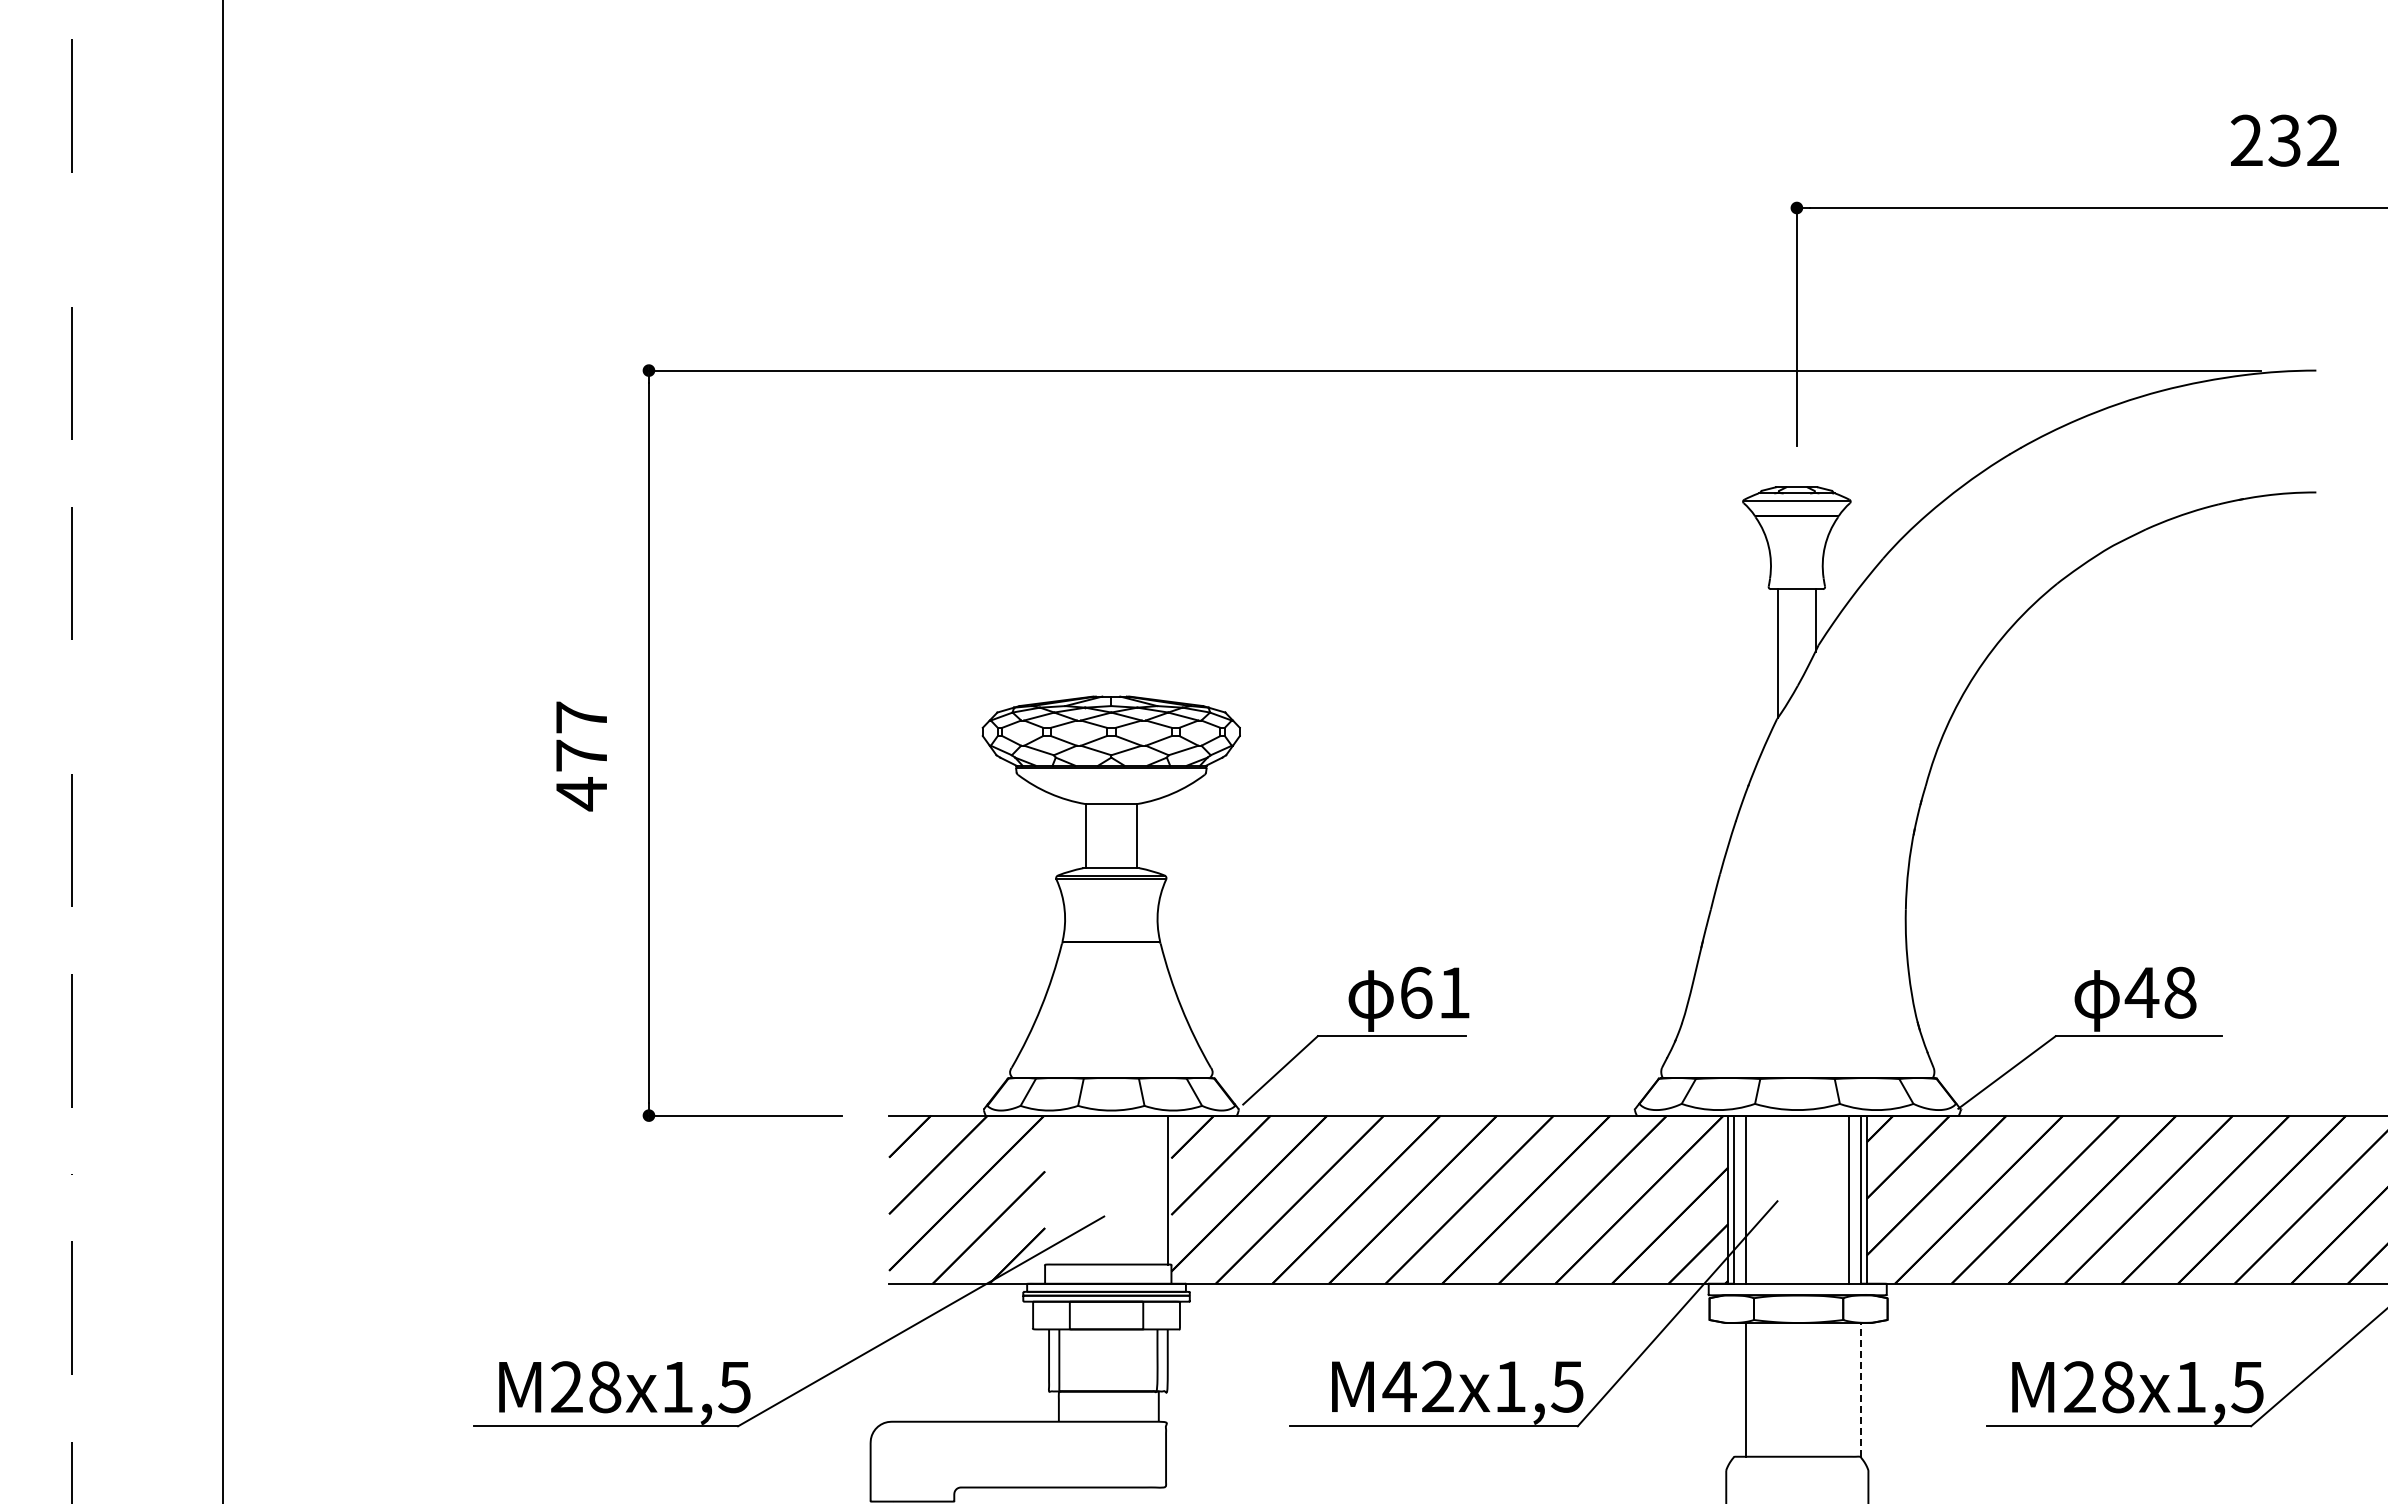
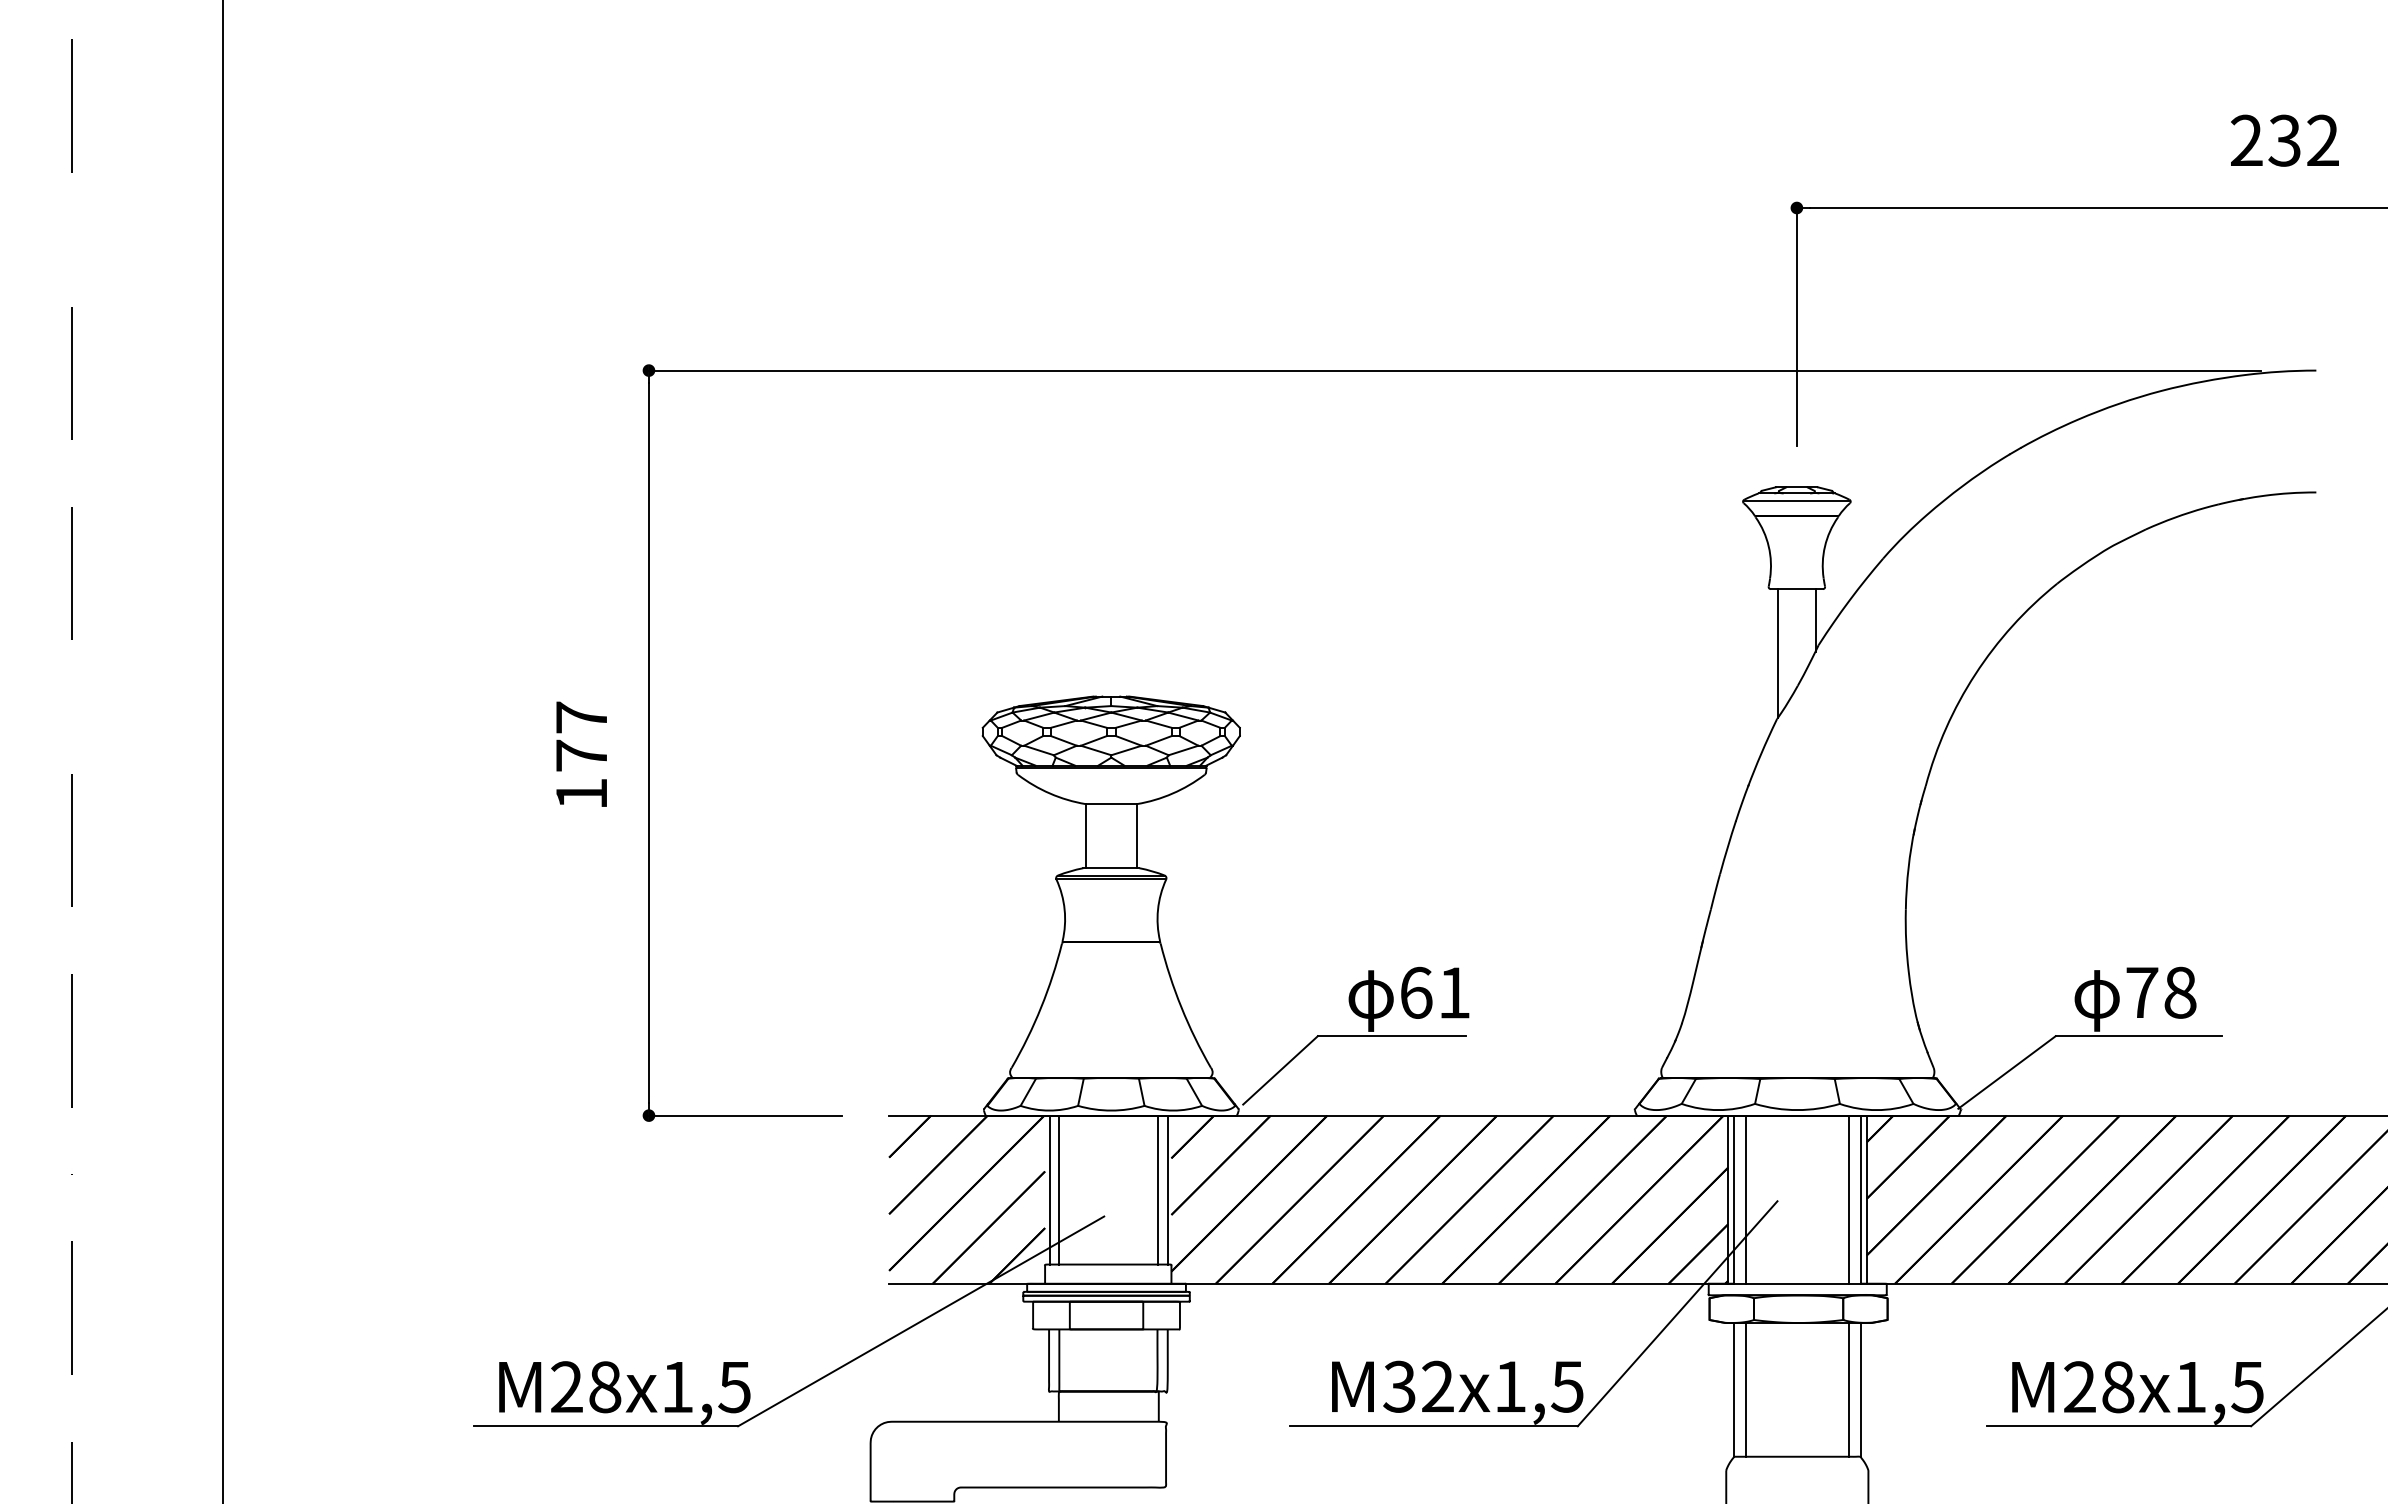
text: 477 -> 177 (581, 794)
text: 48 -> 78 (2141, 992)
line: none -> present (1049, 1189)
line: none -> present (1059, 1189)
line: none -> present (1157, 1189)
text: M42x1,5 -> M32x1,5 (1399, 1386)
line: none -> present (1734, 1389)
line: none -> present (1848, 1389)
line: dashed -> solid (1860, 1389)
